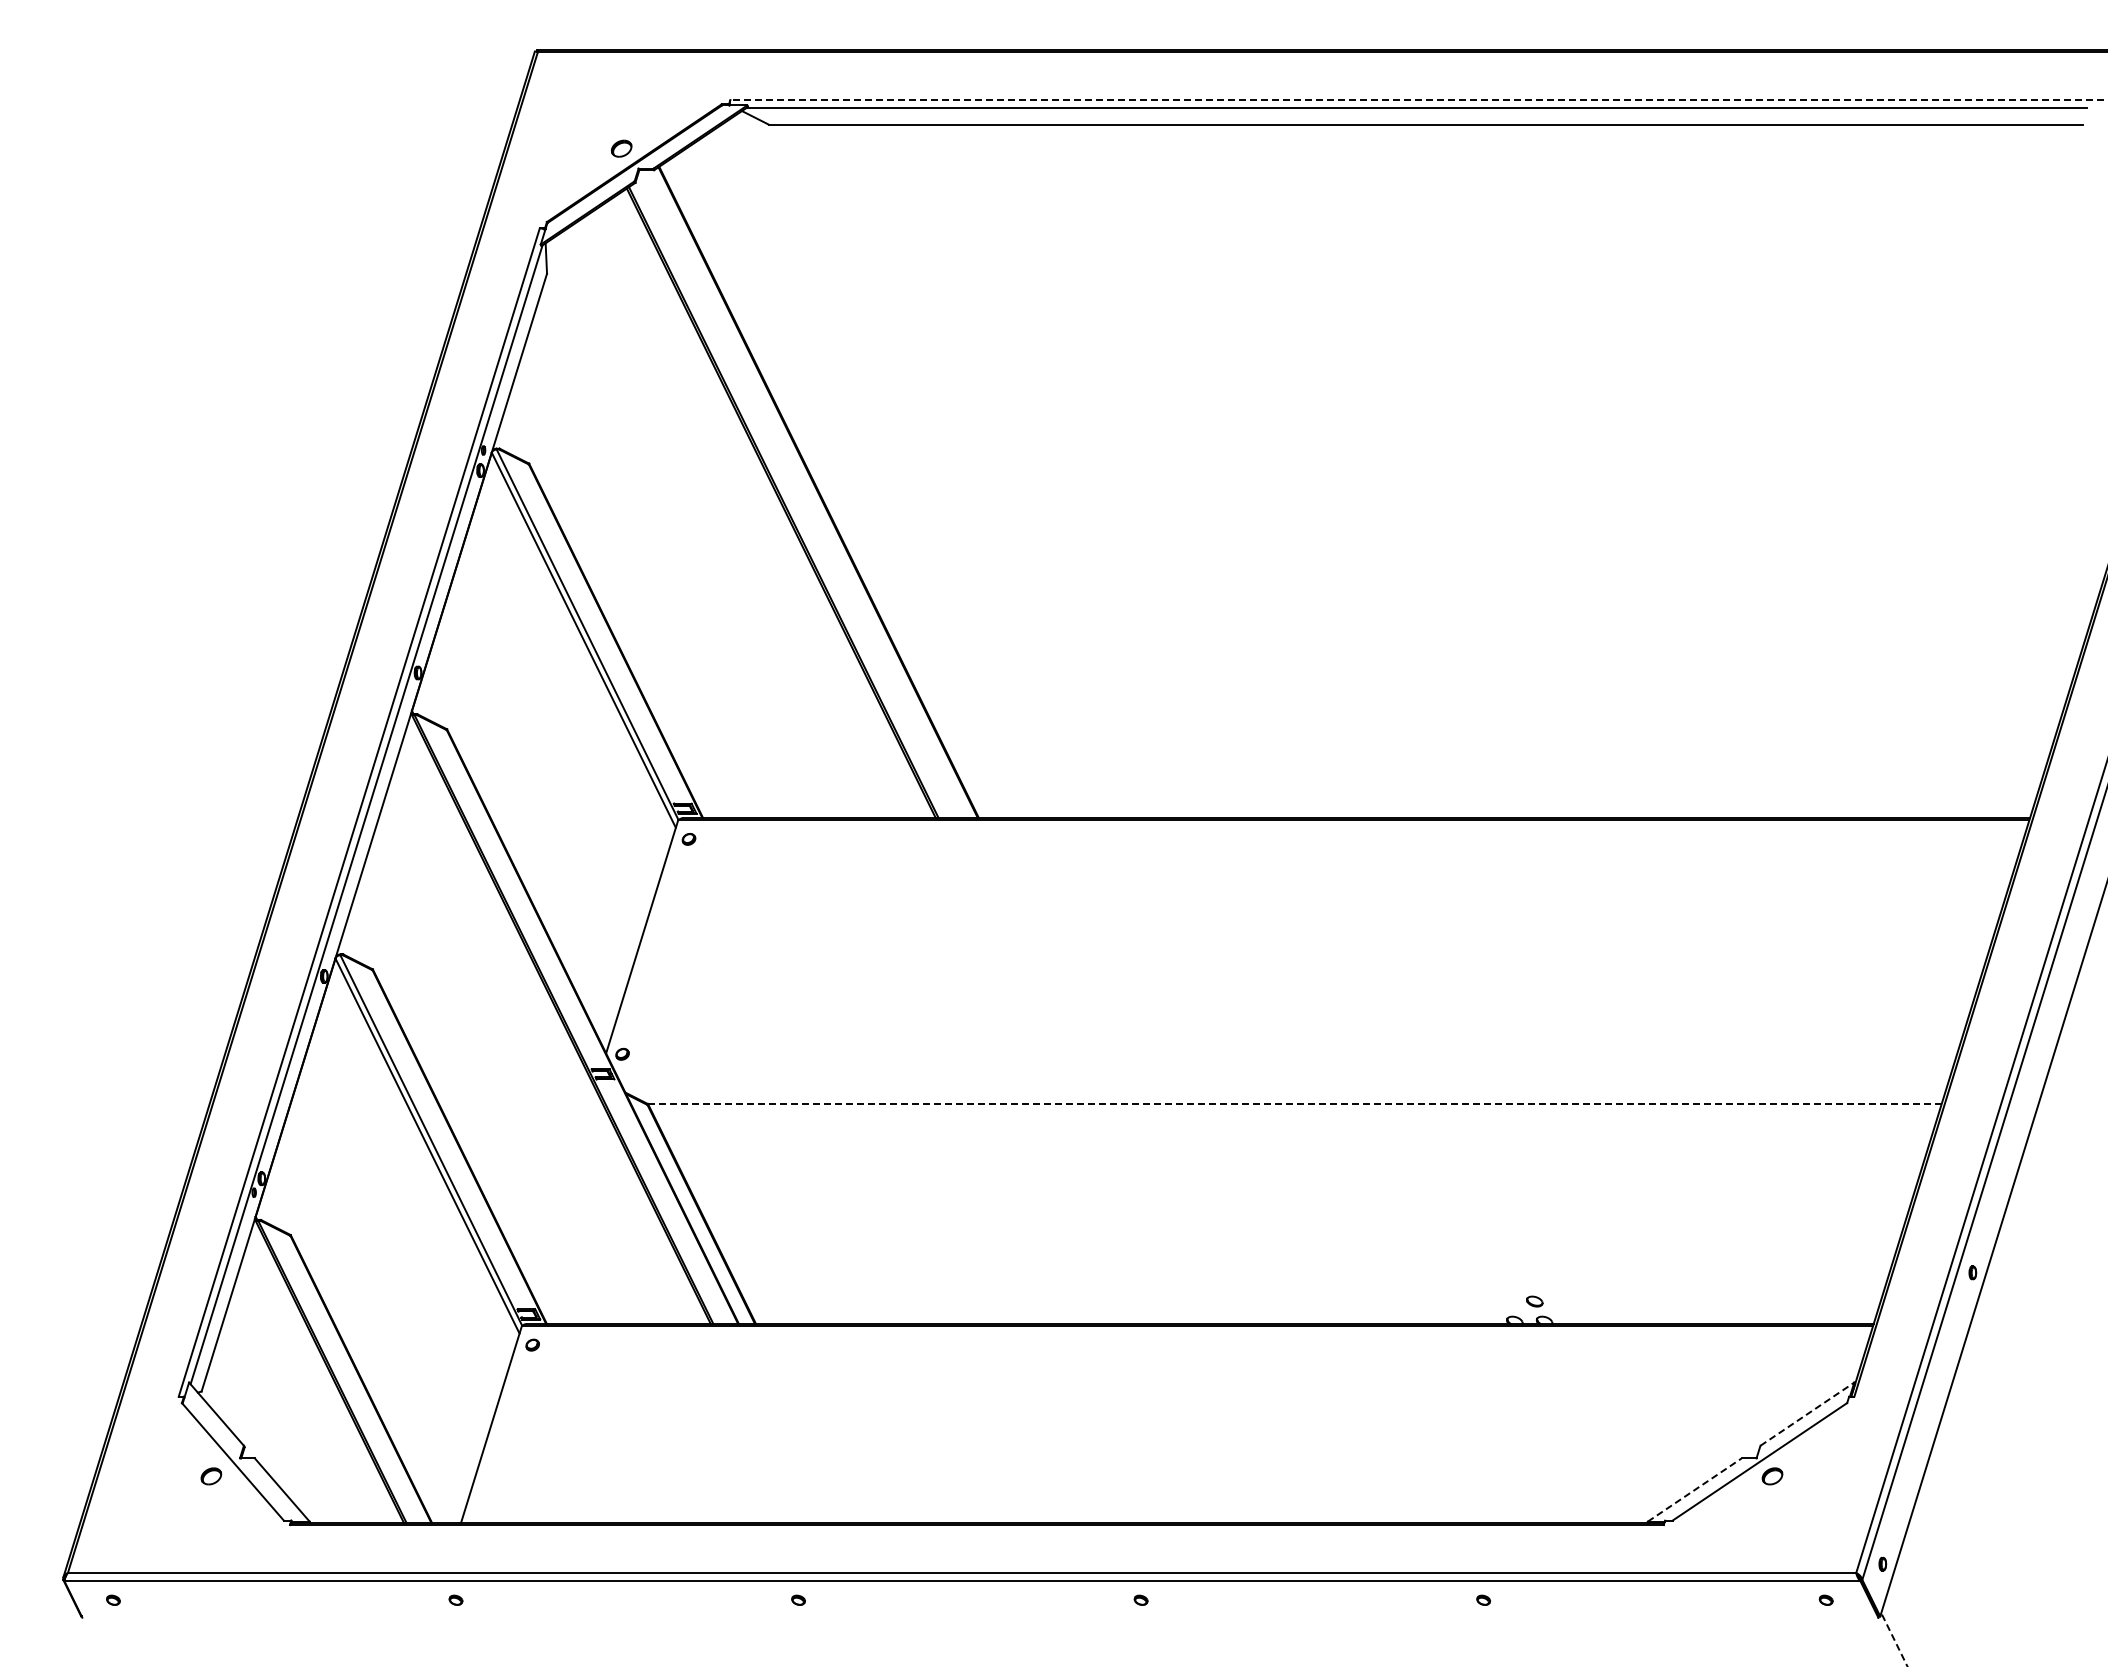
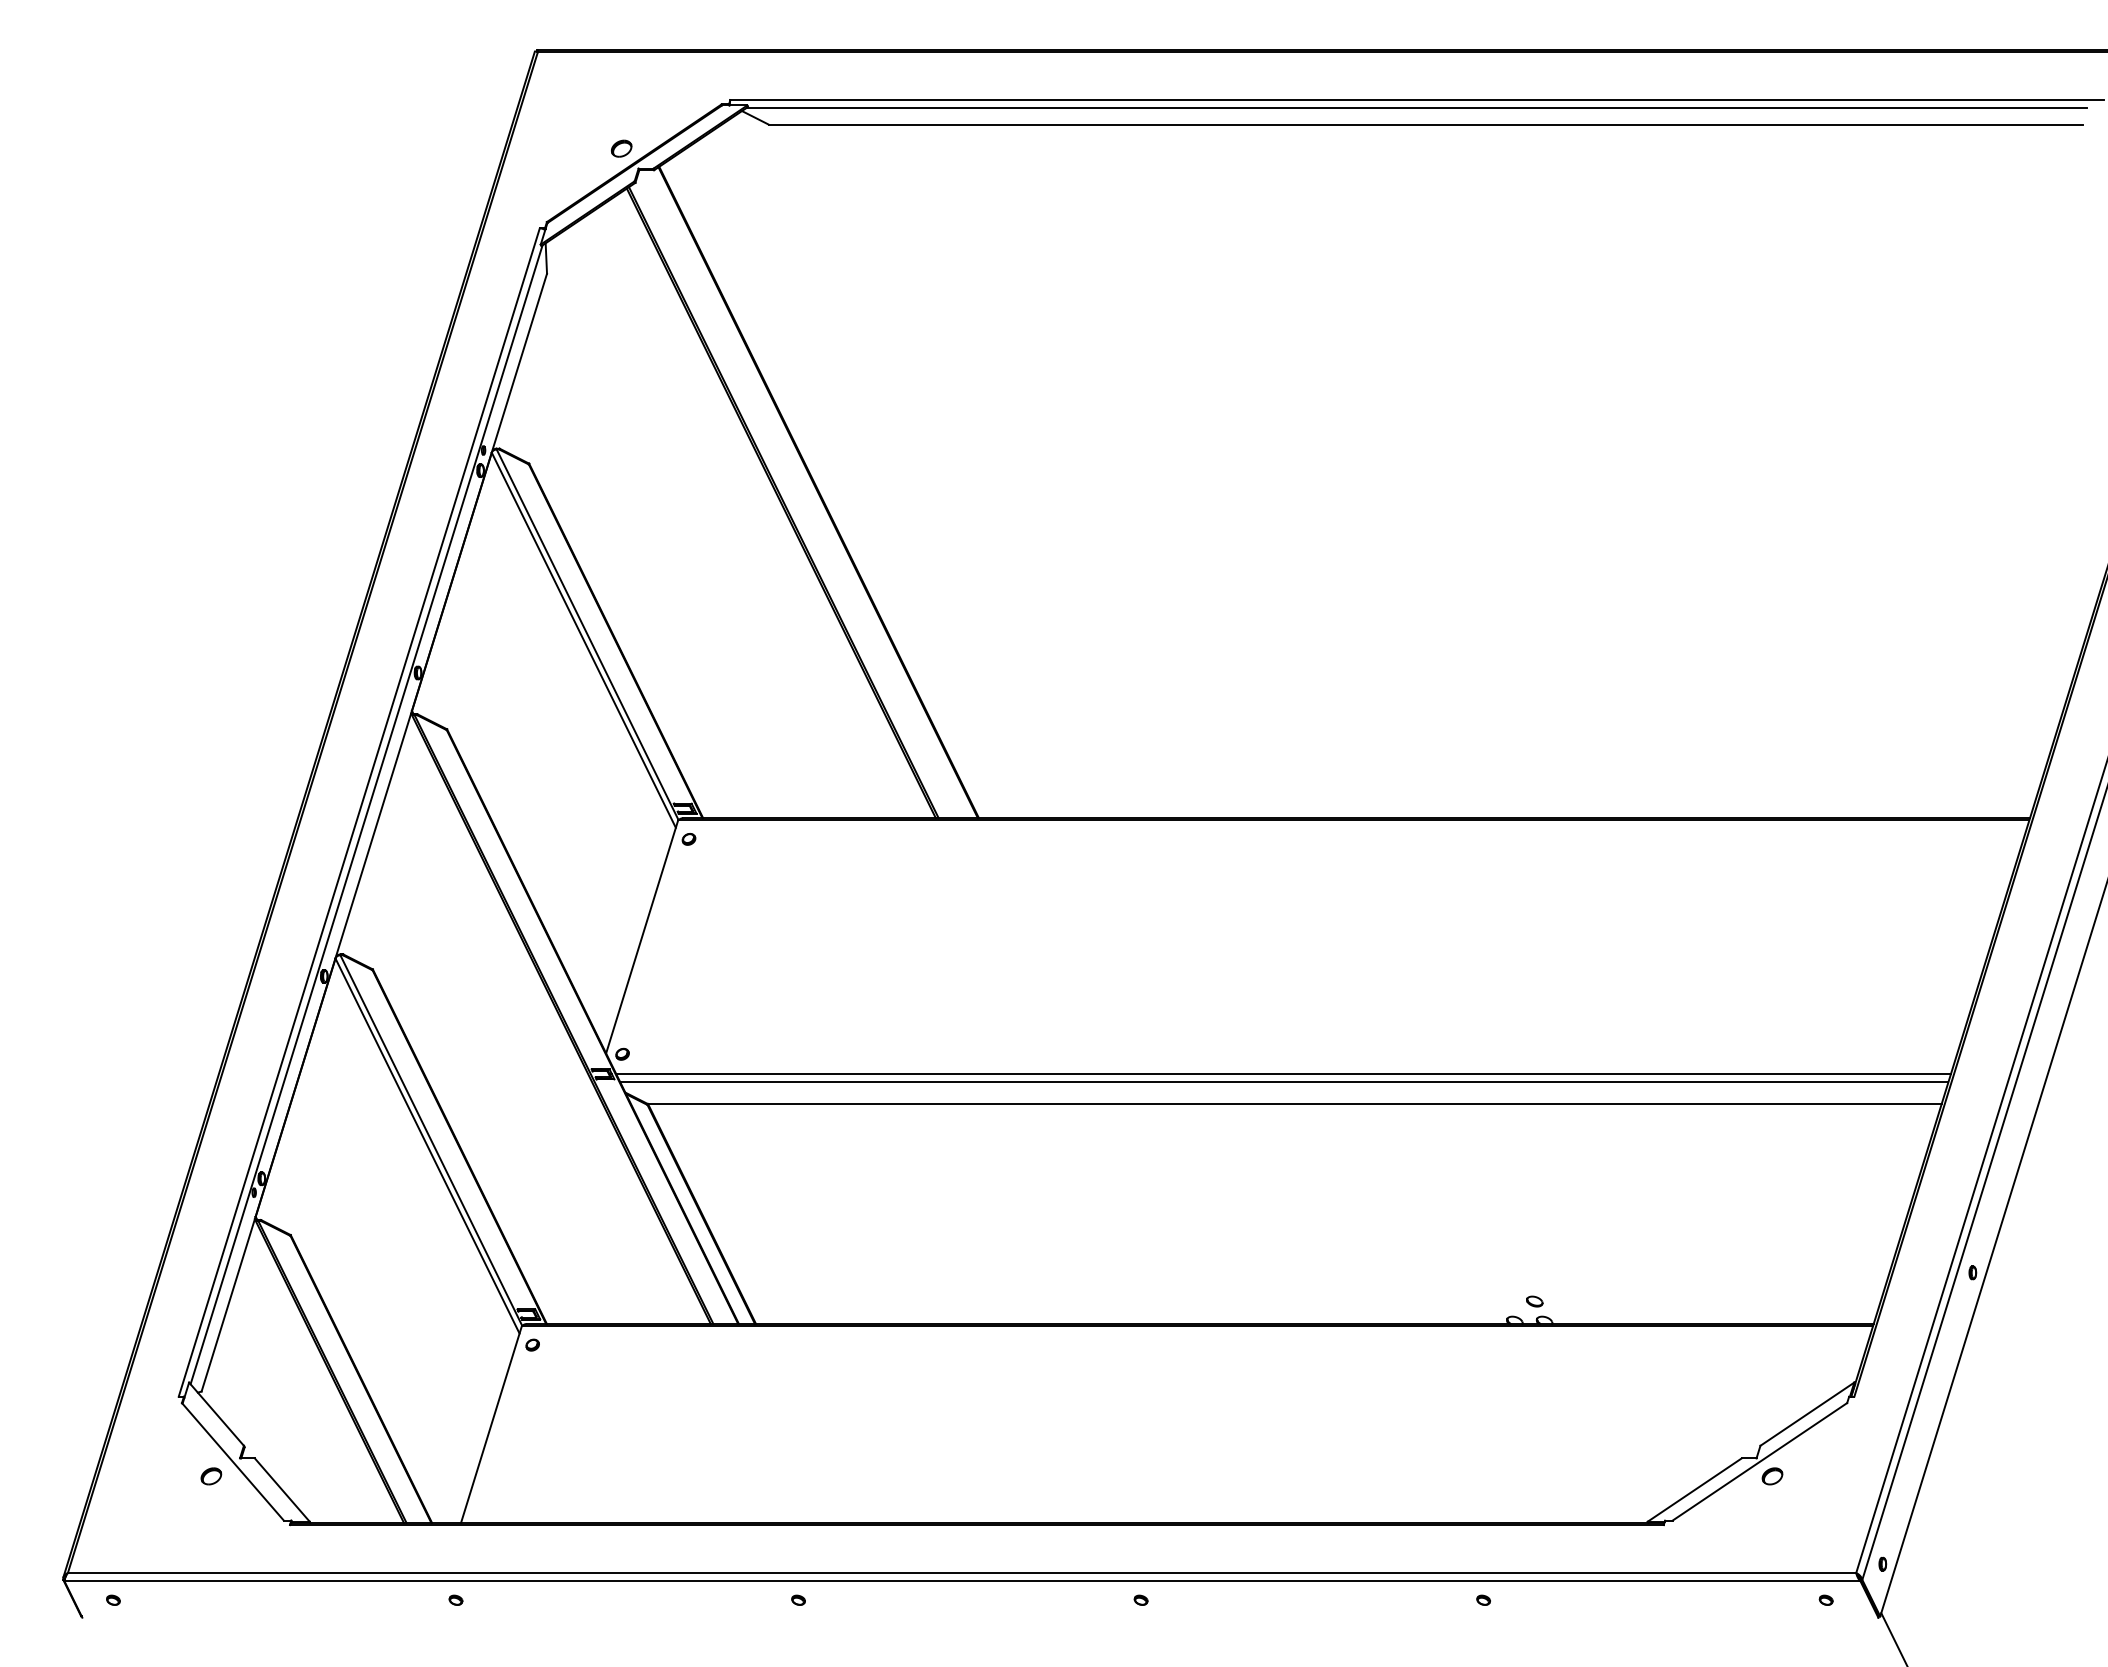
line: dashed -> solid (1417, 100)
line: none -> present (1283, 1074)
line: none -> present (1284, 1082)
line: dashed -> solid (1294, 1103)
line: dashed -> solid (1807, 1414)
line: dashed -> solid (1694, 1490)
line: dashed -> solid (1894, 1640)
